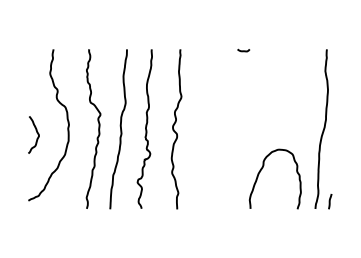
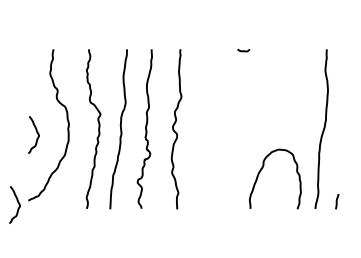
curve position: (330, 201) -> (337, 201) (337, 201)
curve: none -> present (17, 202)
